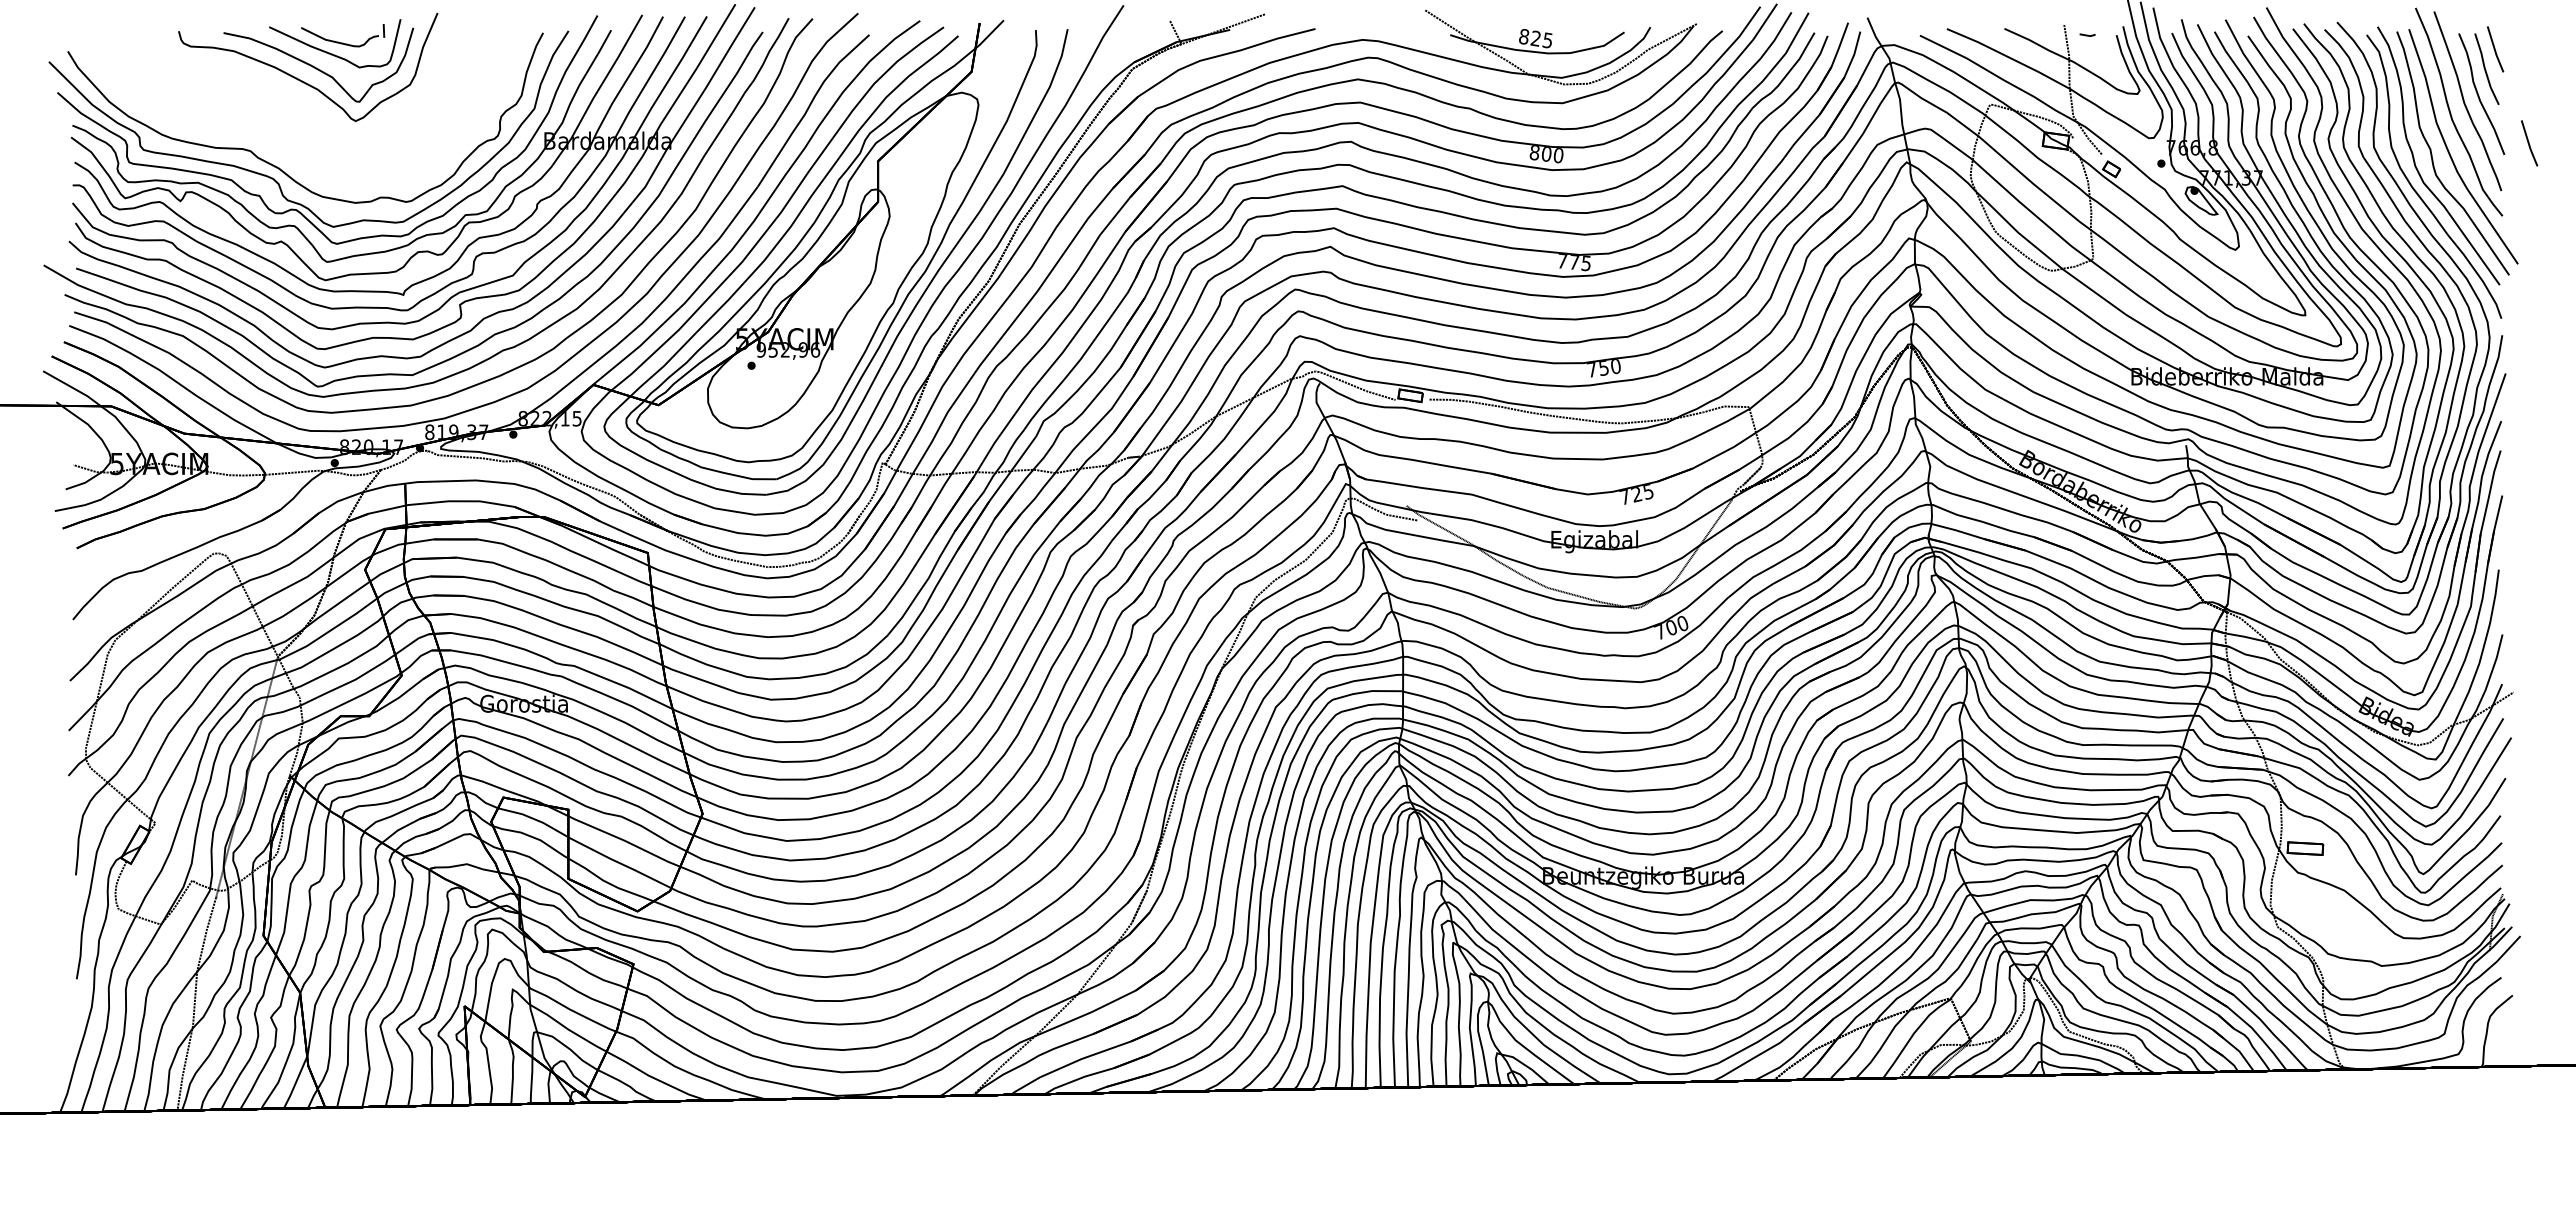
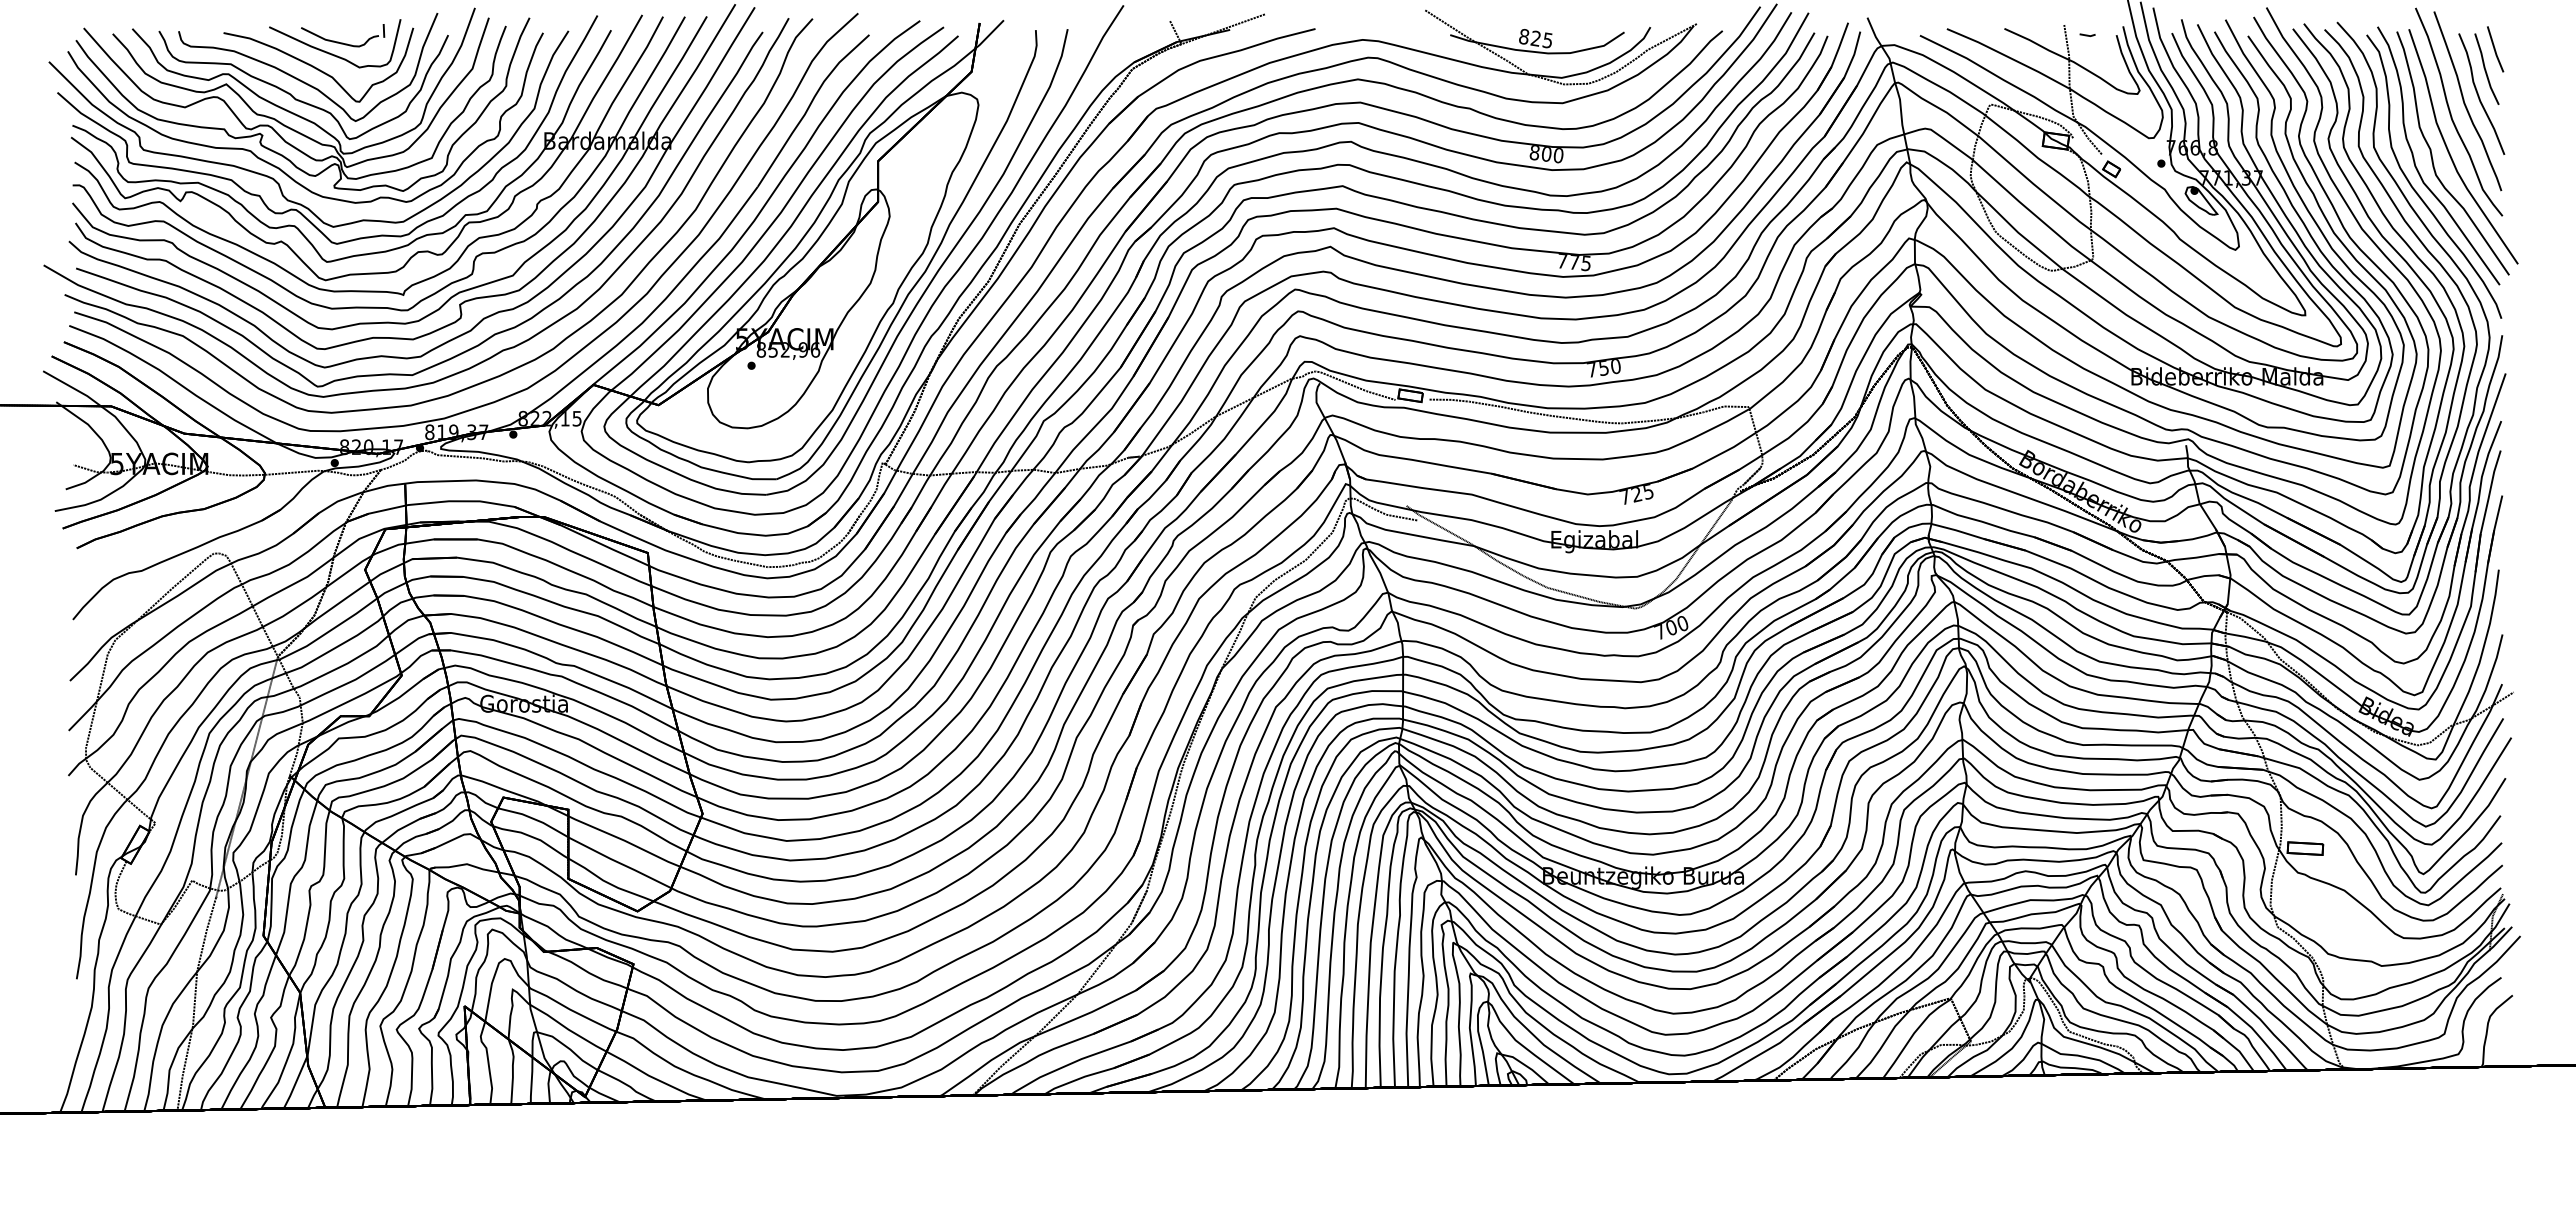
part: none -> present (302, 99)
line: present -> none (2529, 143)
text: 952,96 -> 852,96 (761, 349)
